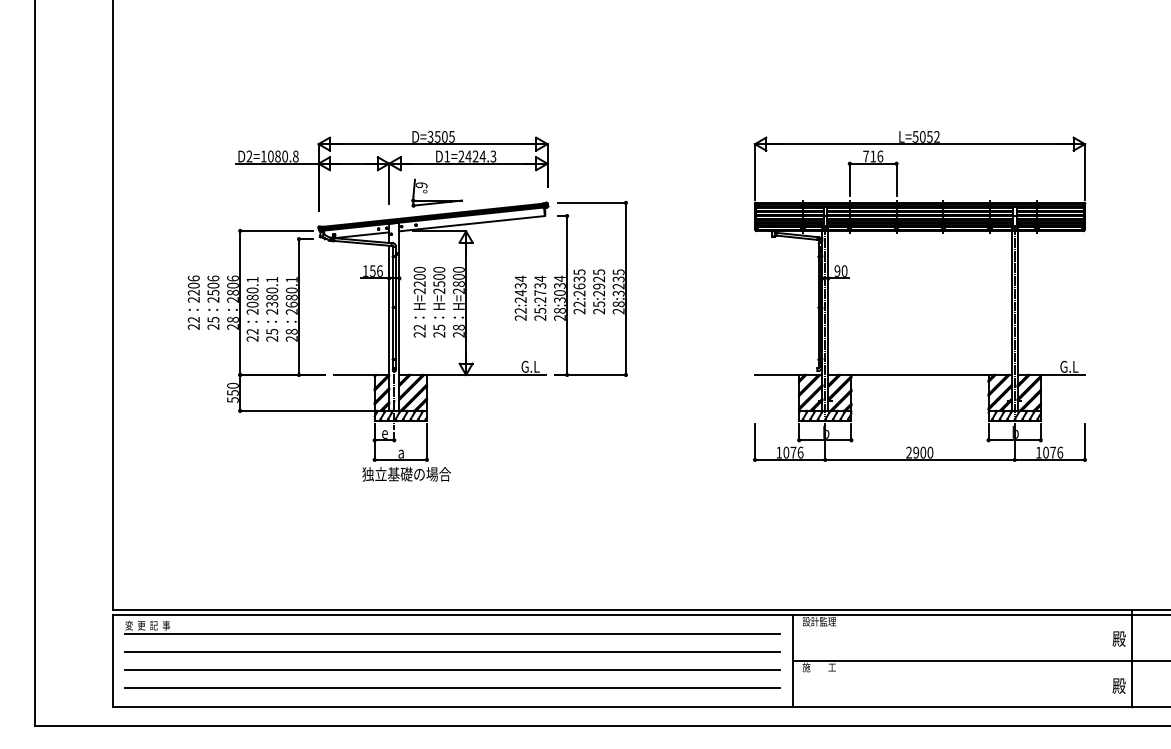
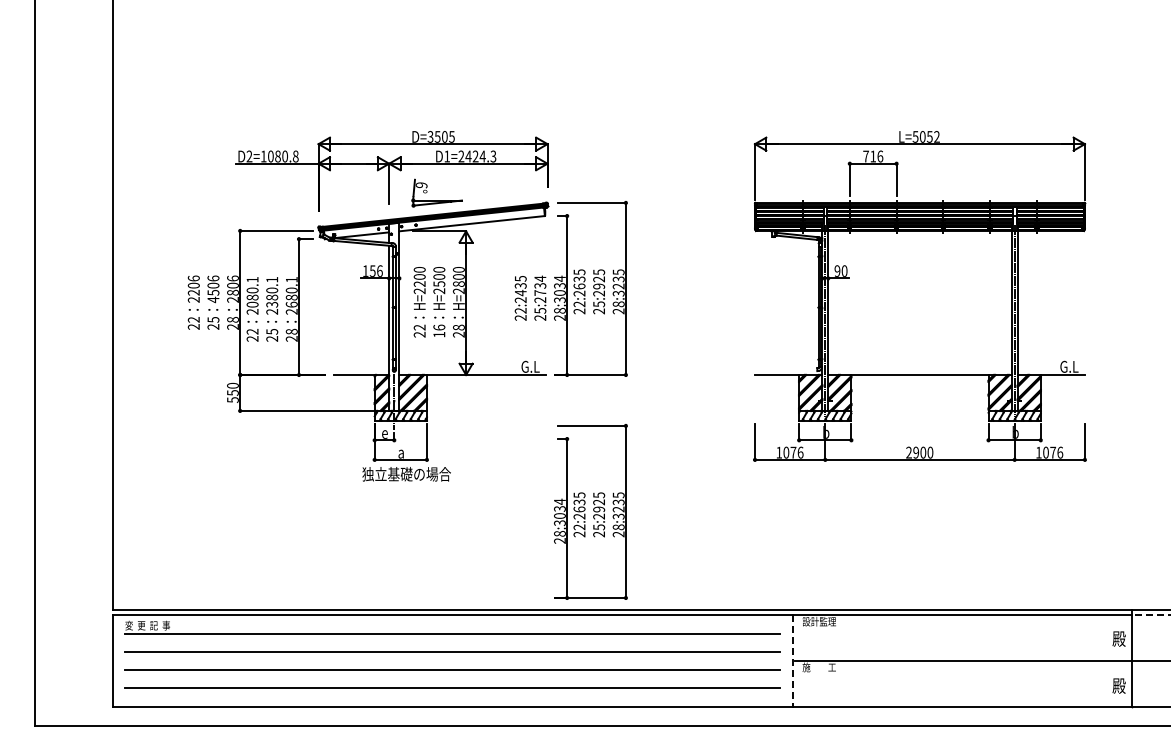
text: 22:2434 -> 22:2435 (520, 278)
text: 2506 -> 4506 (213, 299)
text: 25 -> 16 (439, 330)
part: none -> present (590, 511)
line: solid -> dashed (1151, 615)
line: solid -> dashed (792, 661)
